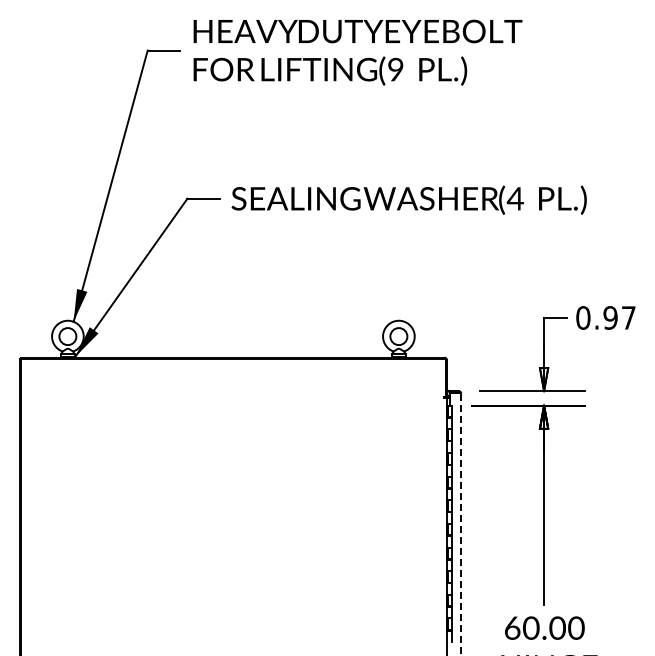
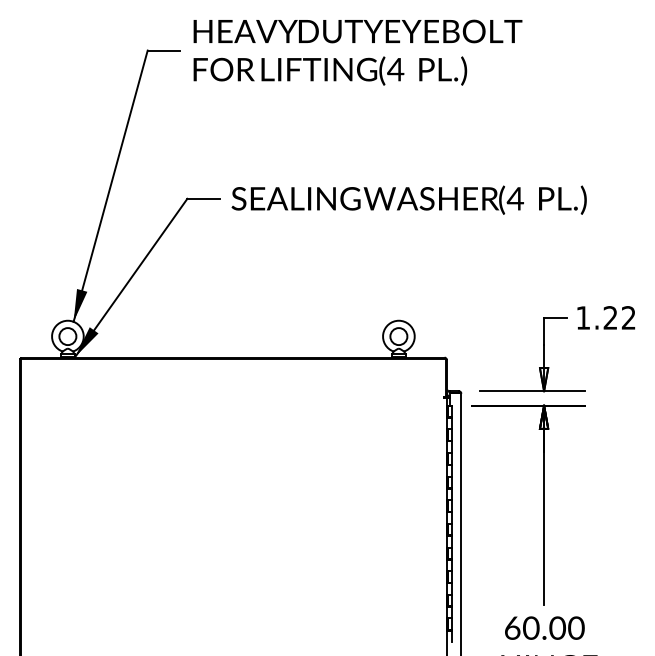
text: (9 -> (4 (395, 69)
text: 0.97 -> 1.22 (605, 317)
line: dashed -> solid (461, 524)
